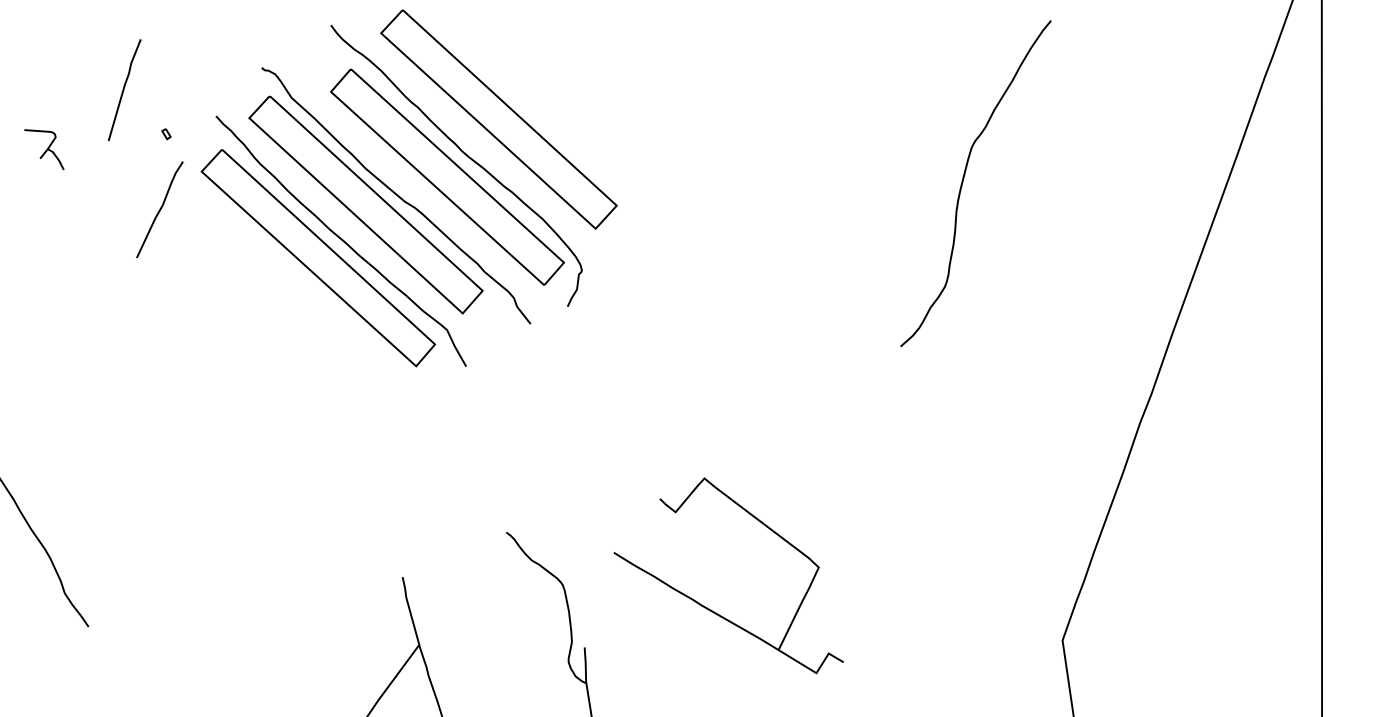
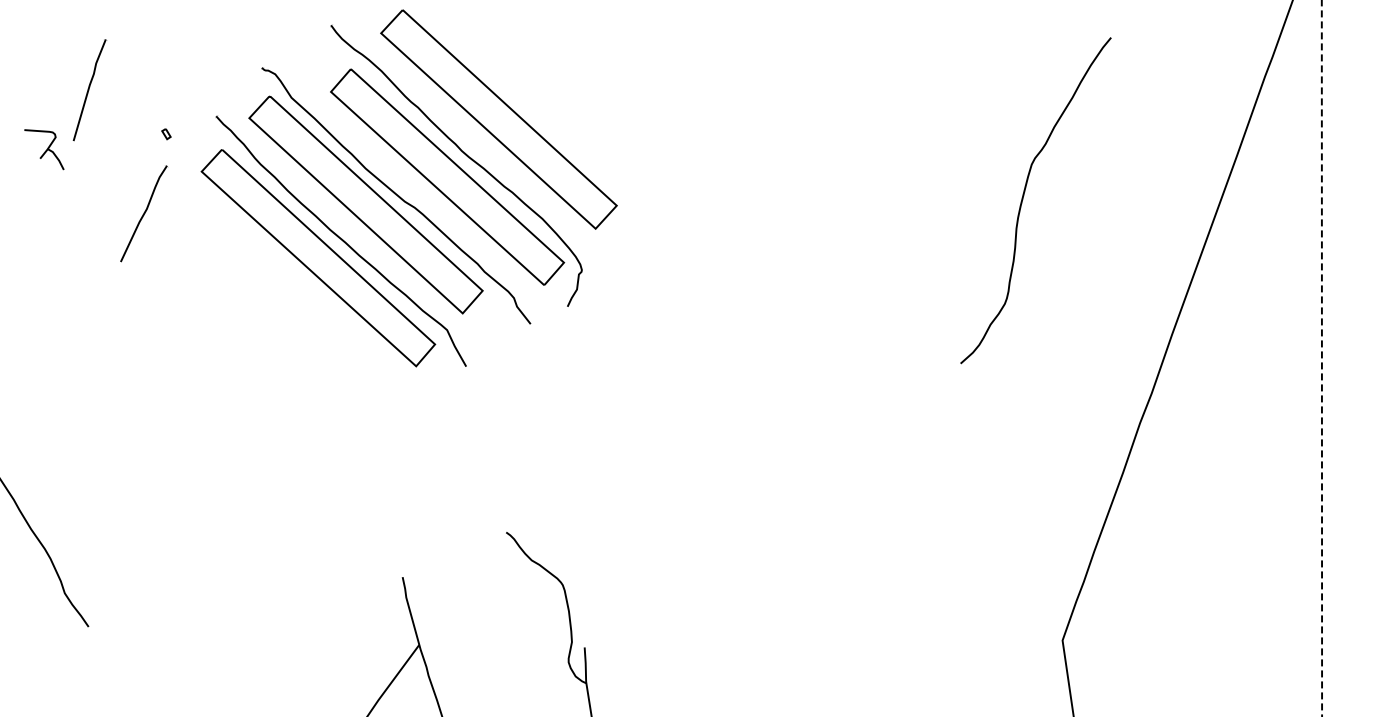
part position: (124, 90) -> (89, 90) (89, 90)
curve position: (963, 182) -> (1023, 199) (1023, 199)
part position: (159, 209) -> (143, 213) (143, 213)
line: solid -> dashed (1321, 358)
part: present -> none (709, 608)
